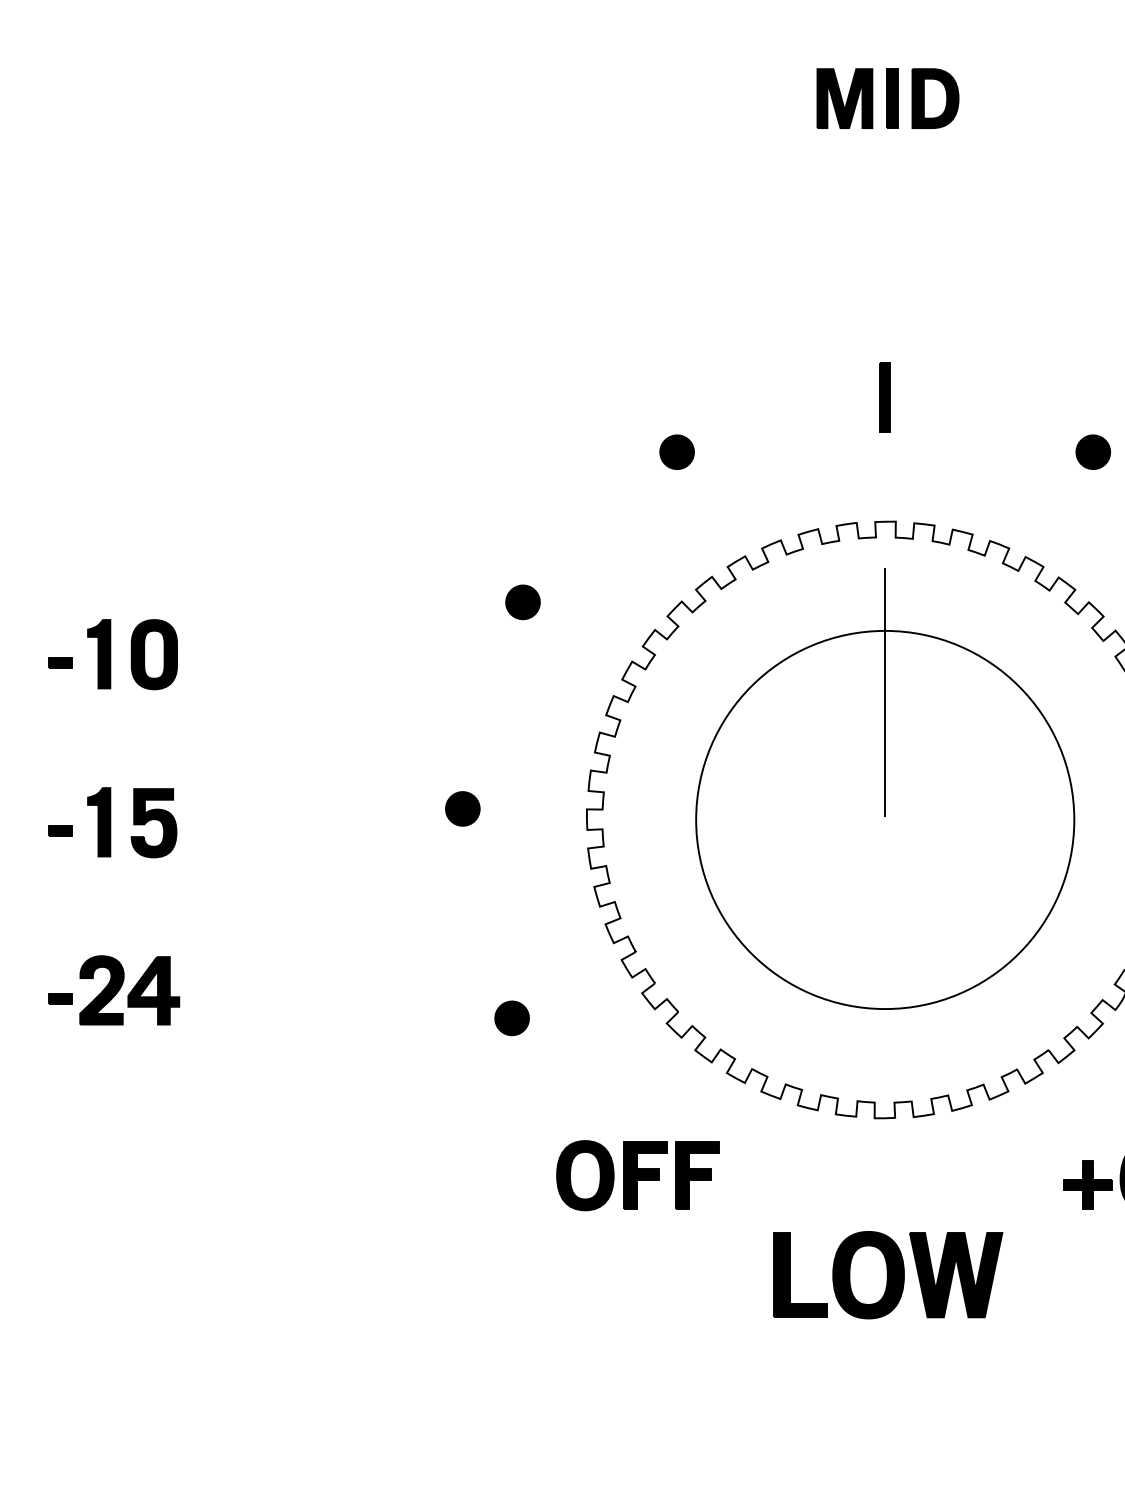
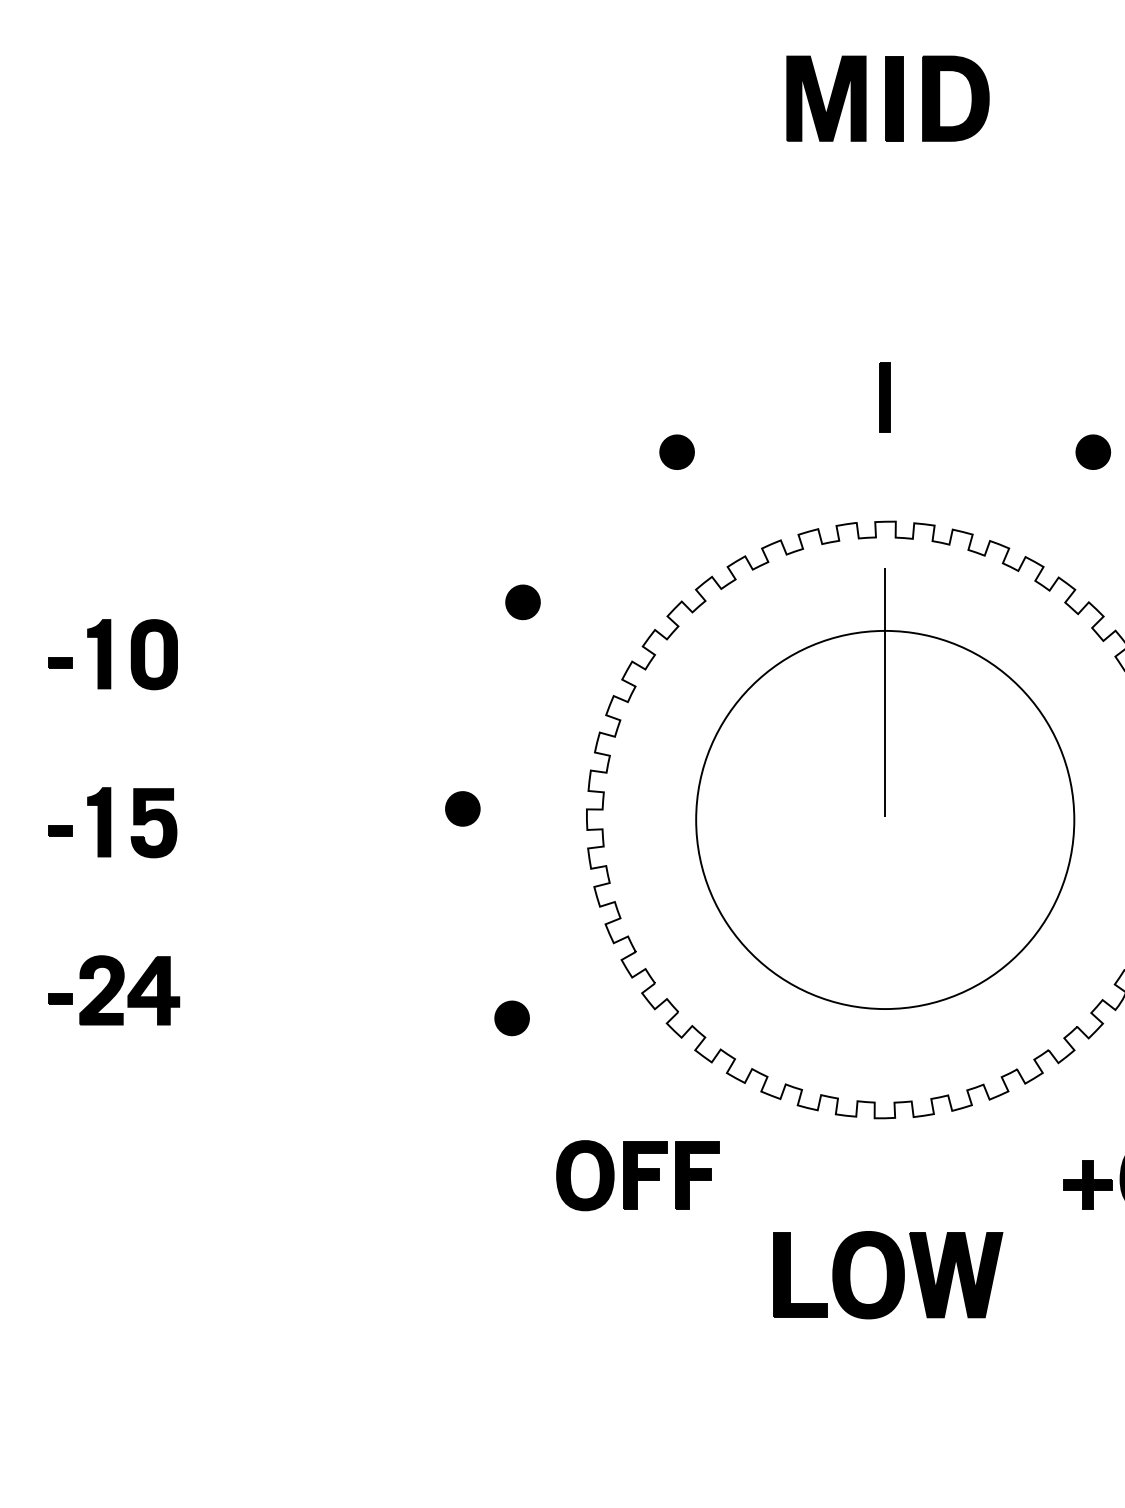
part size: 144x61 px -> 204x87 px (887, 98)
